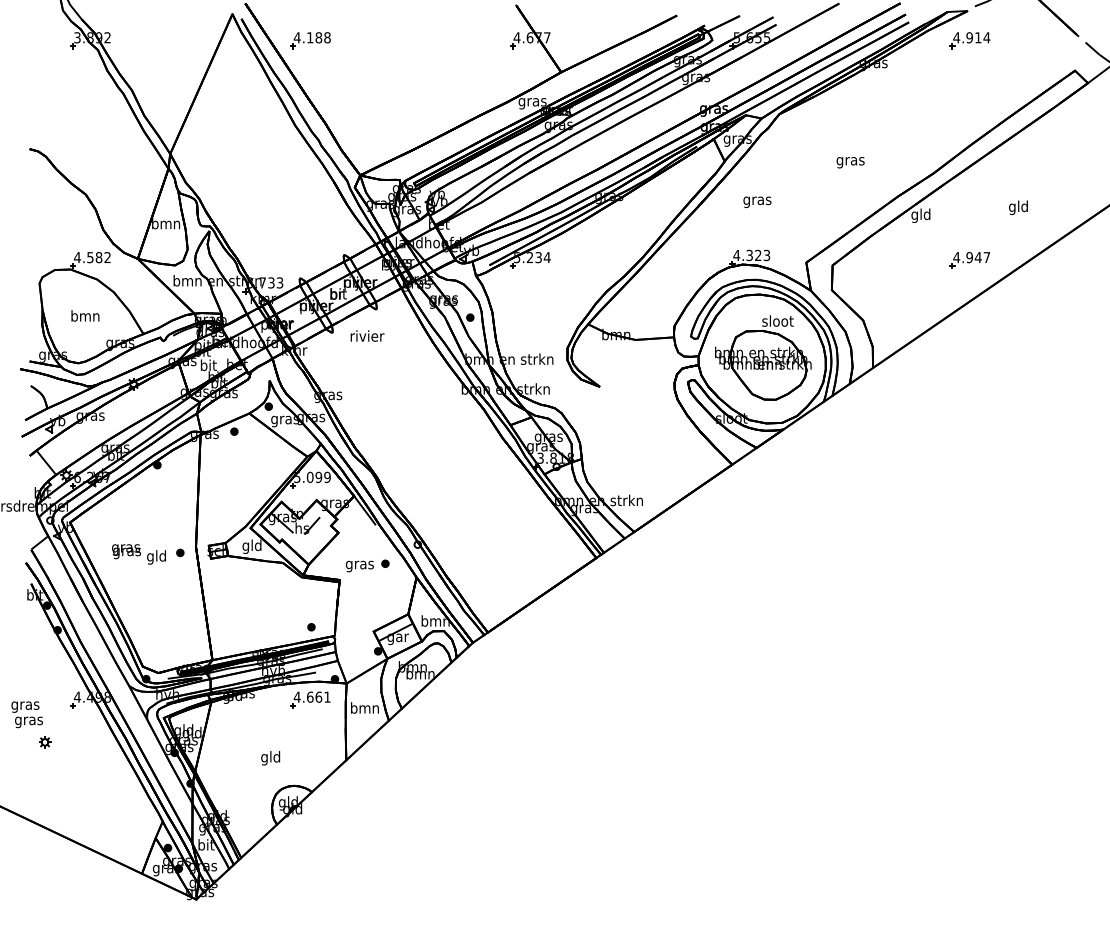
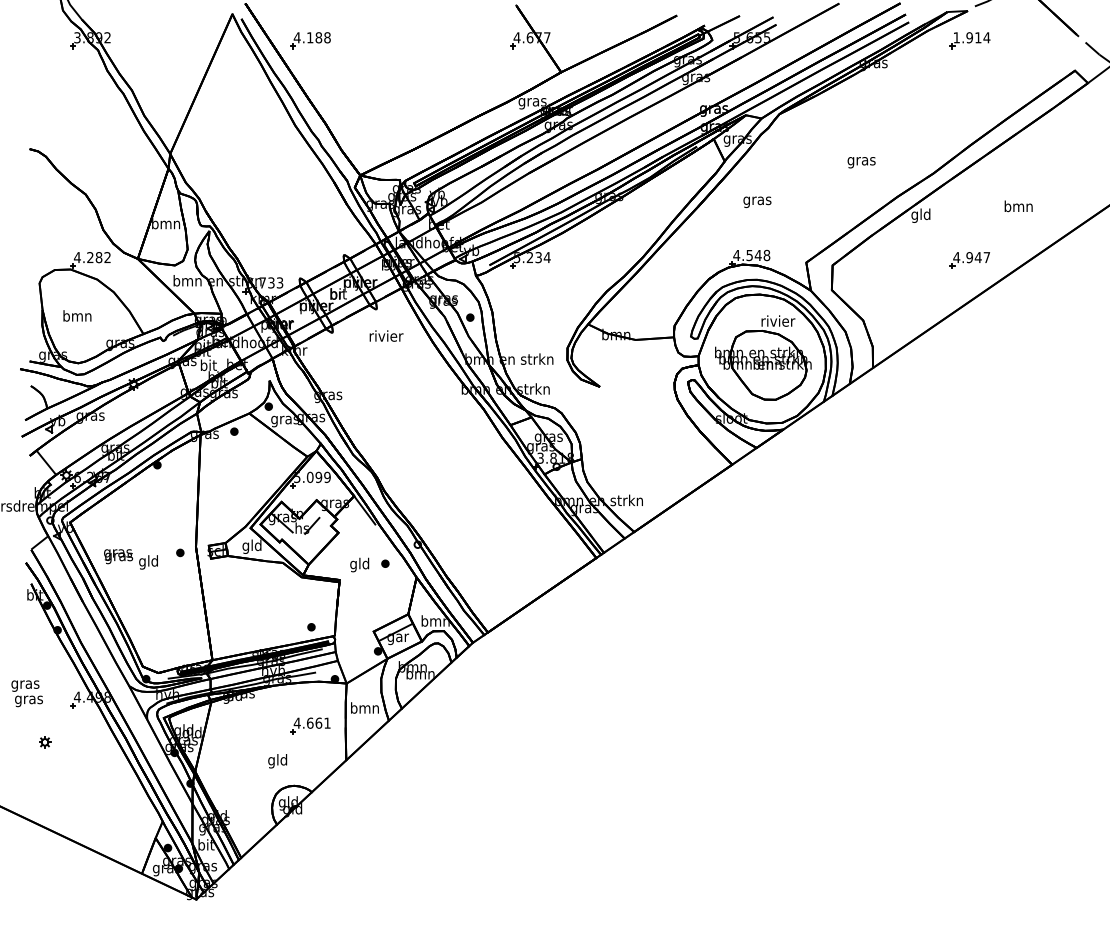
text: 4.914 -> 1.914 (956, 37)
text position: (850, 162) -> (861, 162) (861, 162)
text: gld -> bmn (1018, 207)
text: 4.323 -> 4.548 (758, 255)
text: 4.582 -> 4.282 (90, 257)
text position: (85, 315) -> (77, 315) (77, 315)
text: sloot -> rivier (778, 320)
text position: (367, 335) -> (386, 335) (386, 335)
text position: (138, 554) -> (130, 559) (130, 559)
text: gras -> gld (359, 564)
part position: (310, 699) -> (310, 725) (310, 725)
text position: (26, 714) -> (26, 693) (26, 693)
text position: (270, 758) -> (277, 761) (277, 761)
